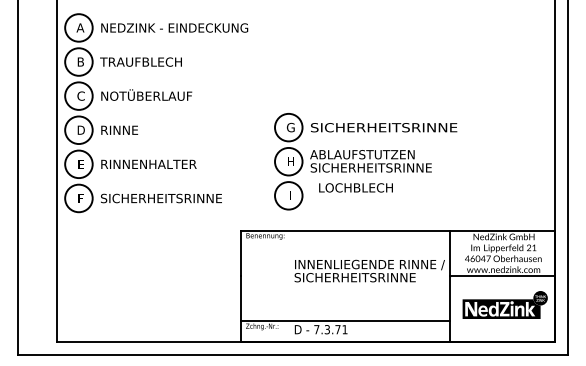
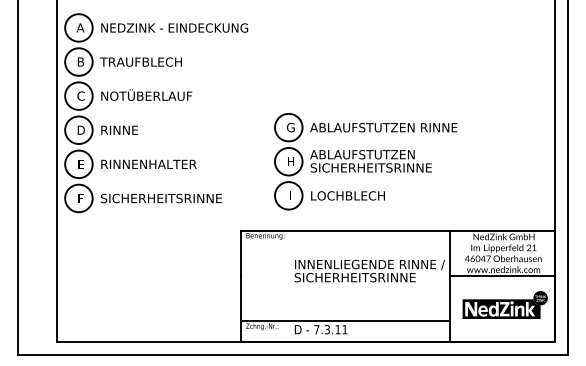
text: SICHERHEITSRINNE -> ABLAUFSTUTZEN RINNE (383, 127)
text position: (355, 187) -> (347, 195) (347, 195)
text: 7.3.71 -> 7.3.11 (337, 329)
